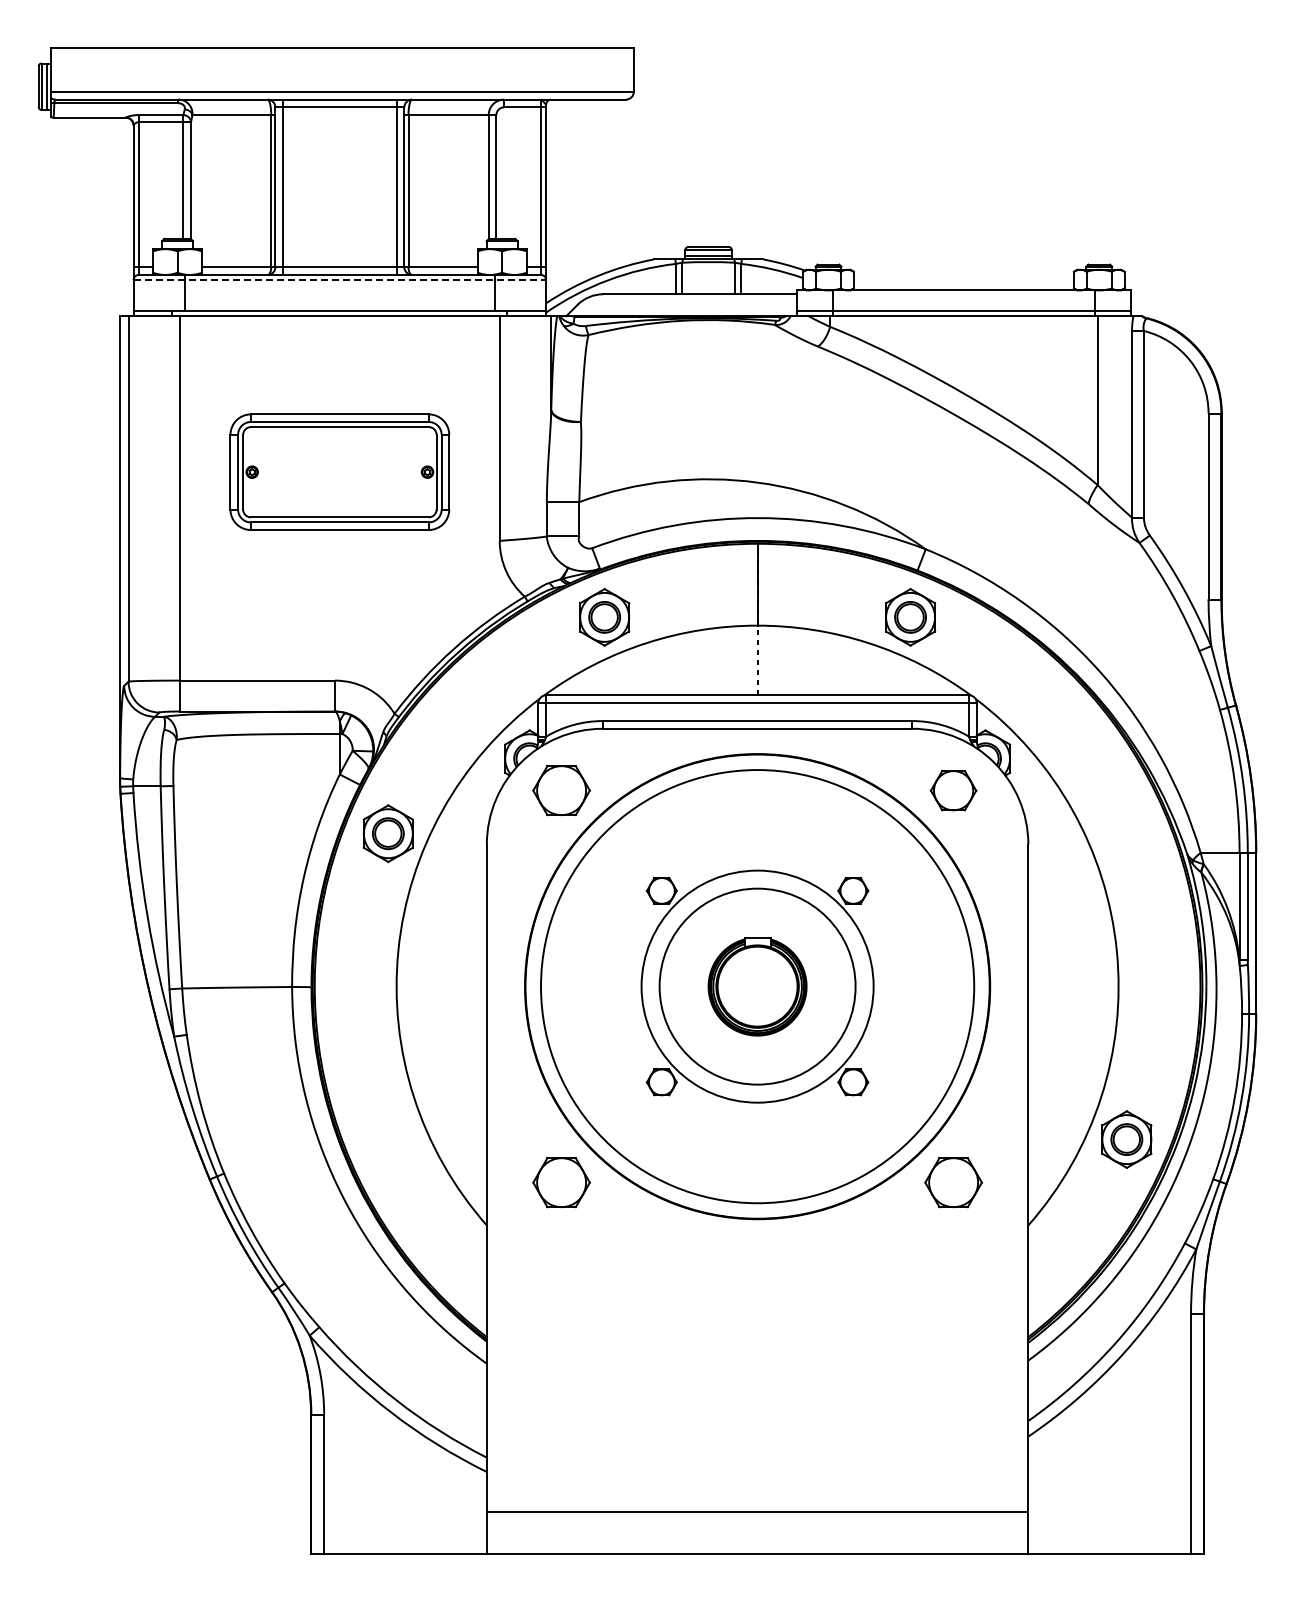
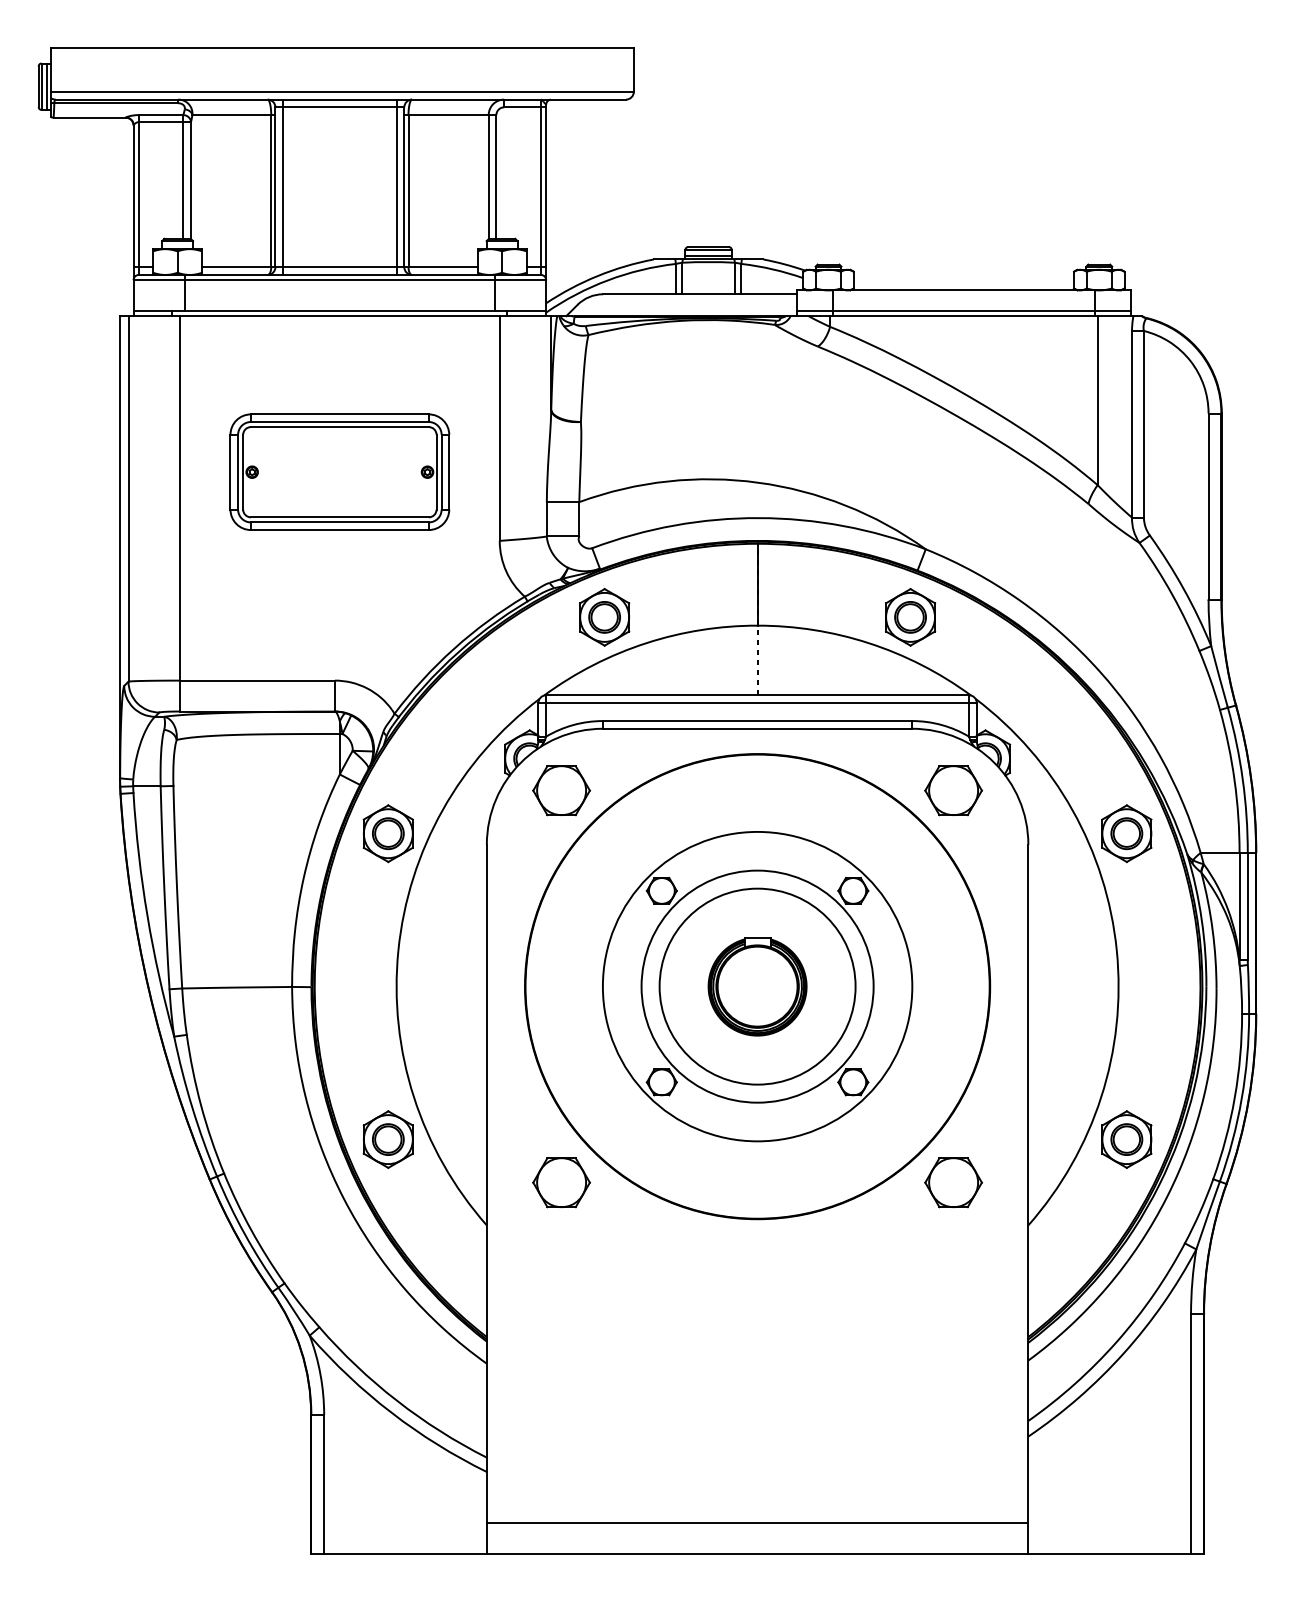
line: dashed -> solid (340, 280)
part size: 49x42 px -> 59x52 px (953, 790)
part: none -> present (1126, 833)
circle diameter: 433 px -> 309 px (757, 986)
part: none -> present (387, 1139)
line position: (757, 1511) -> (757, 1522) (757, 1522)
